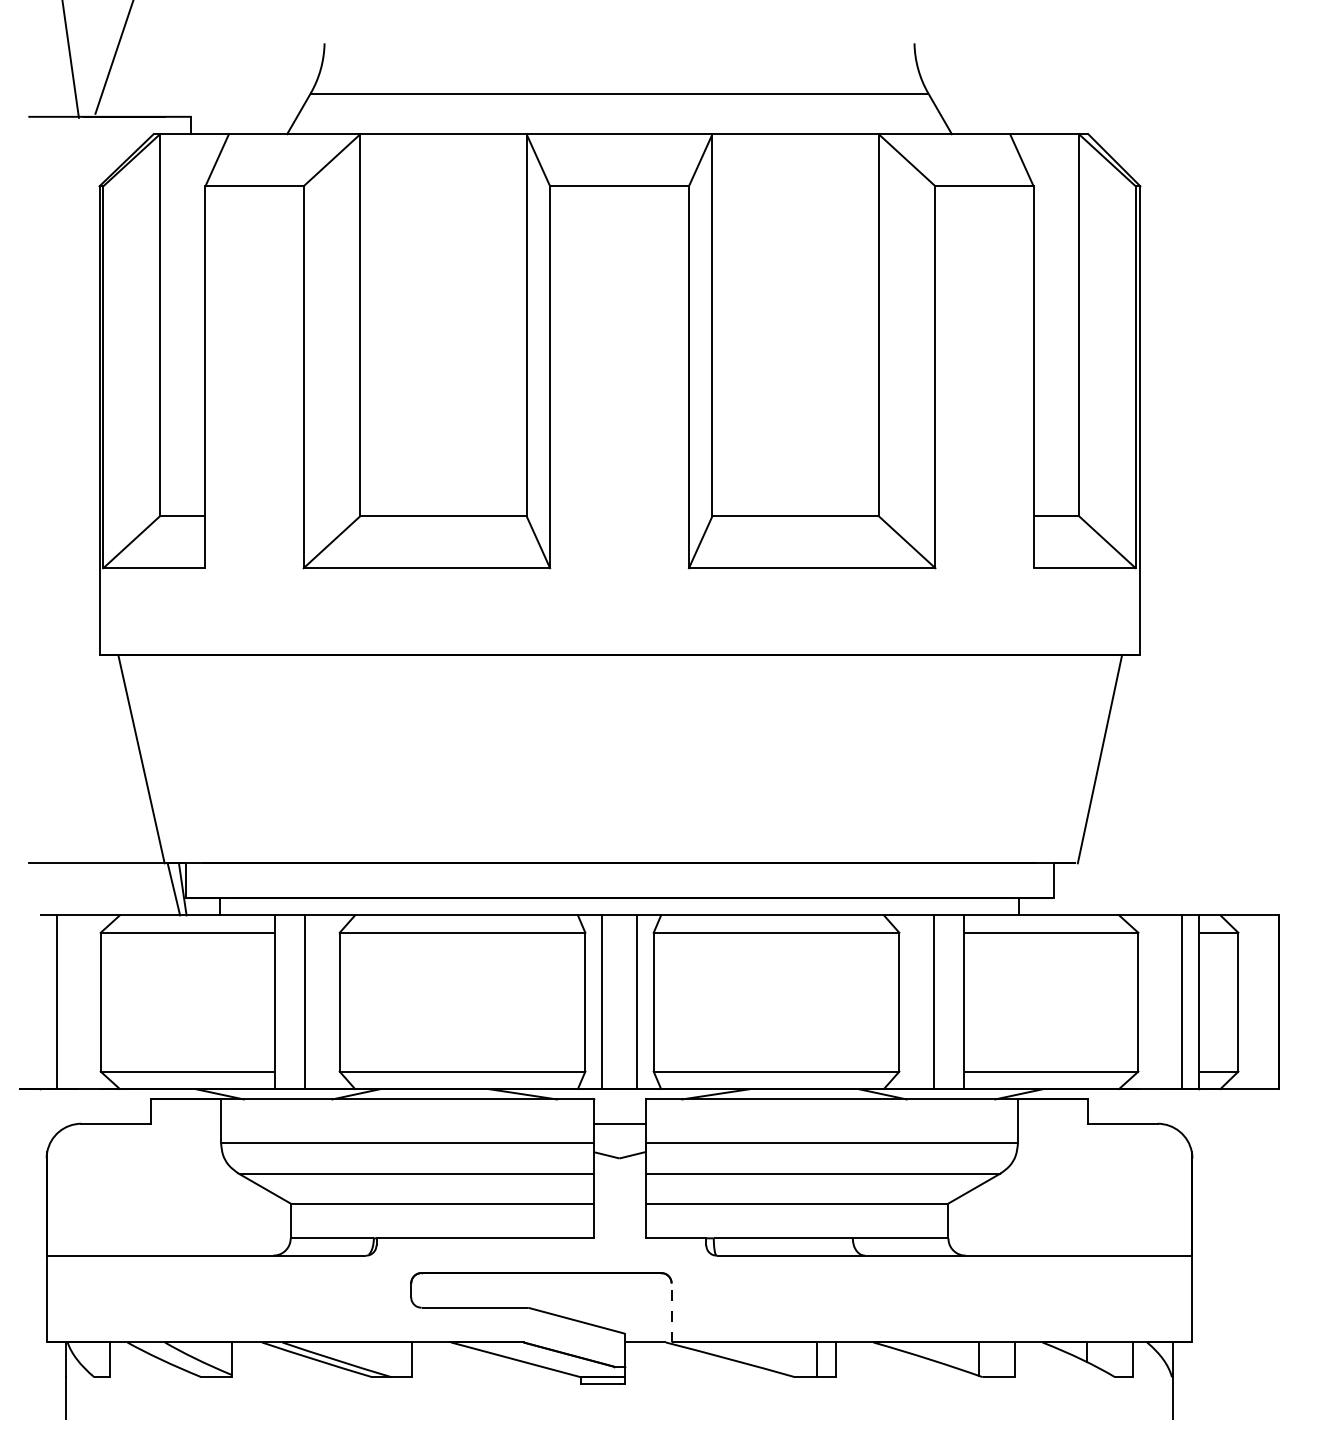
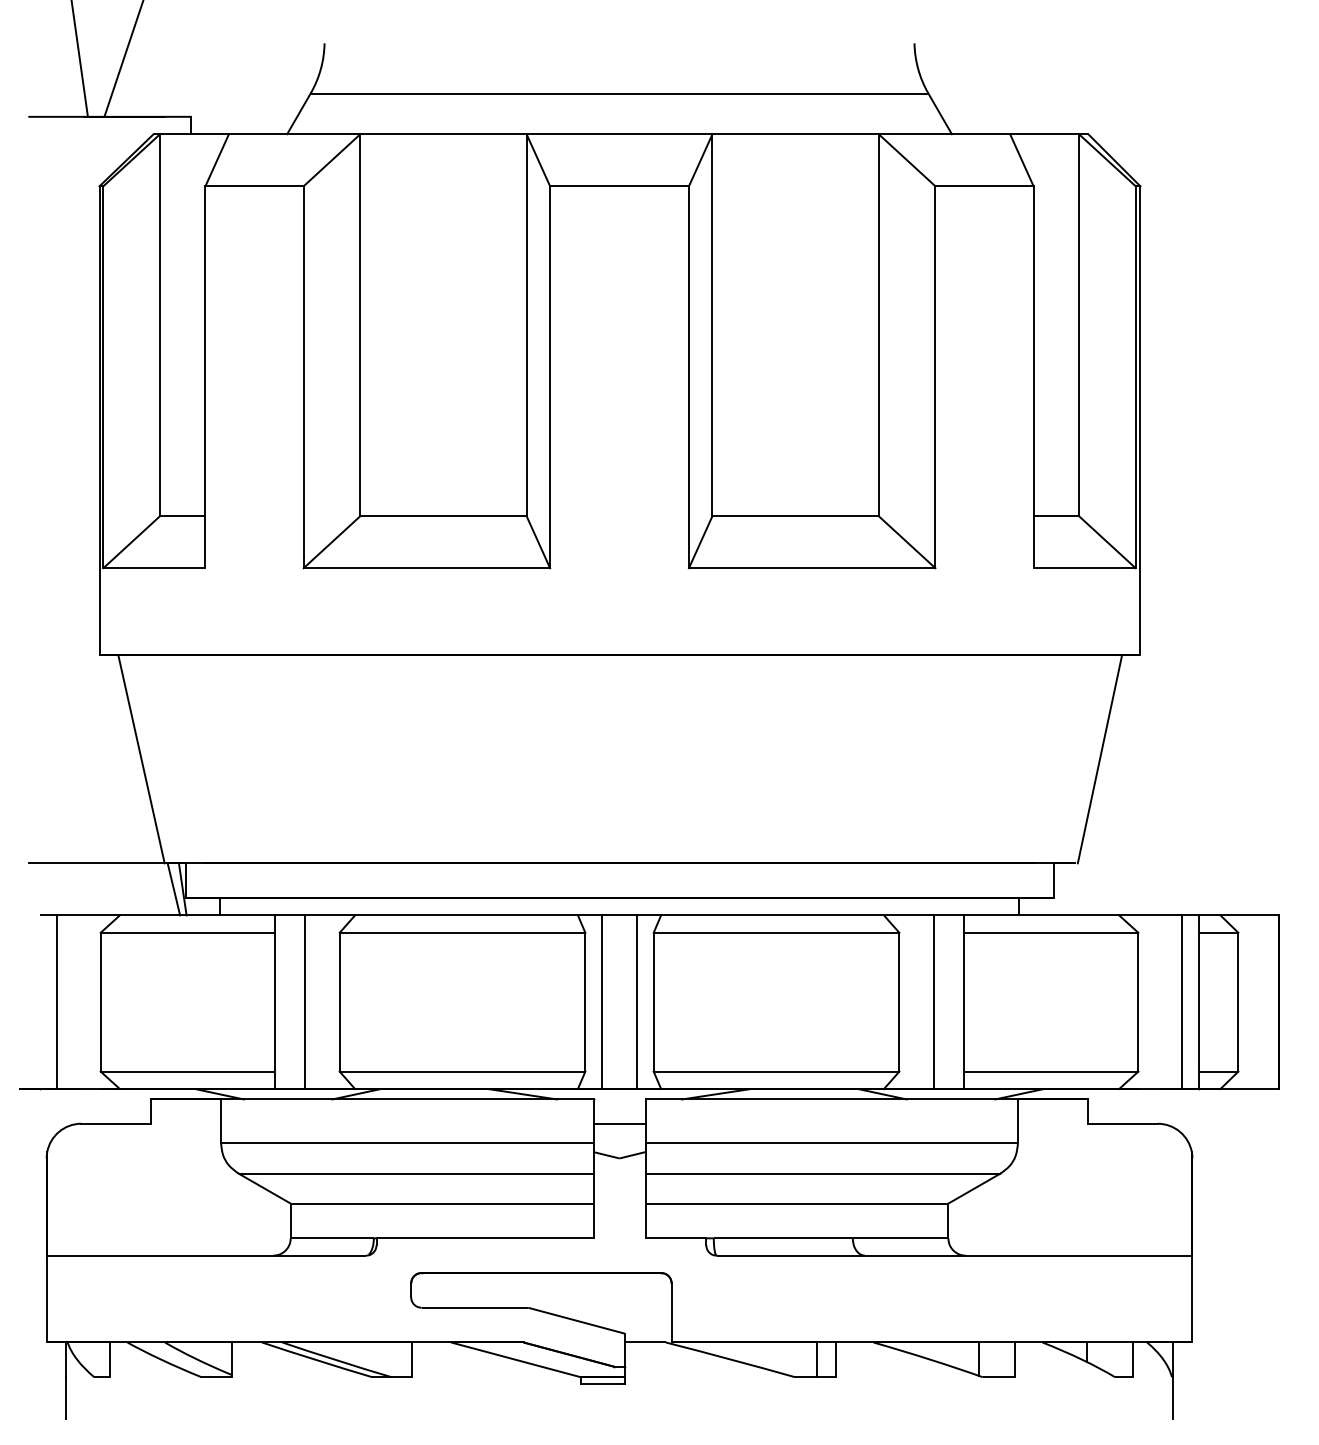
line position: (113, 57) -> (123, 59) (123, 59)
line position: (70, 59) -> (79, 59) (79, 59)
line: dashed -> solid (671, 1312)
